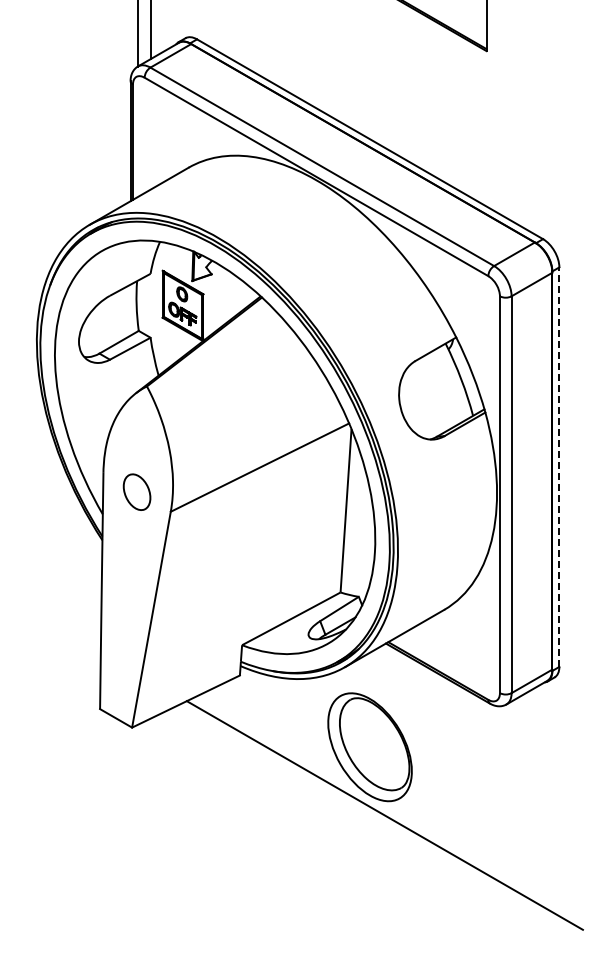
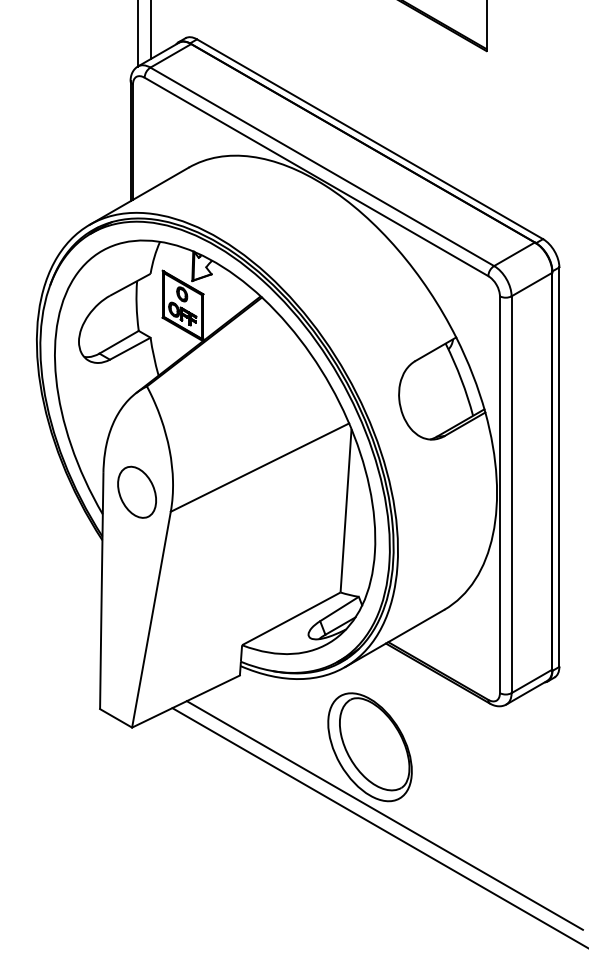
line: dashed -> solid (559, 467)
part size: 30x38 px -> 40x54 px (136, 491)
line: none -> present (378, 827)
